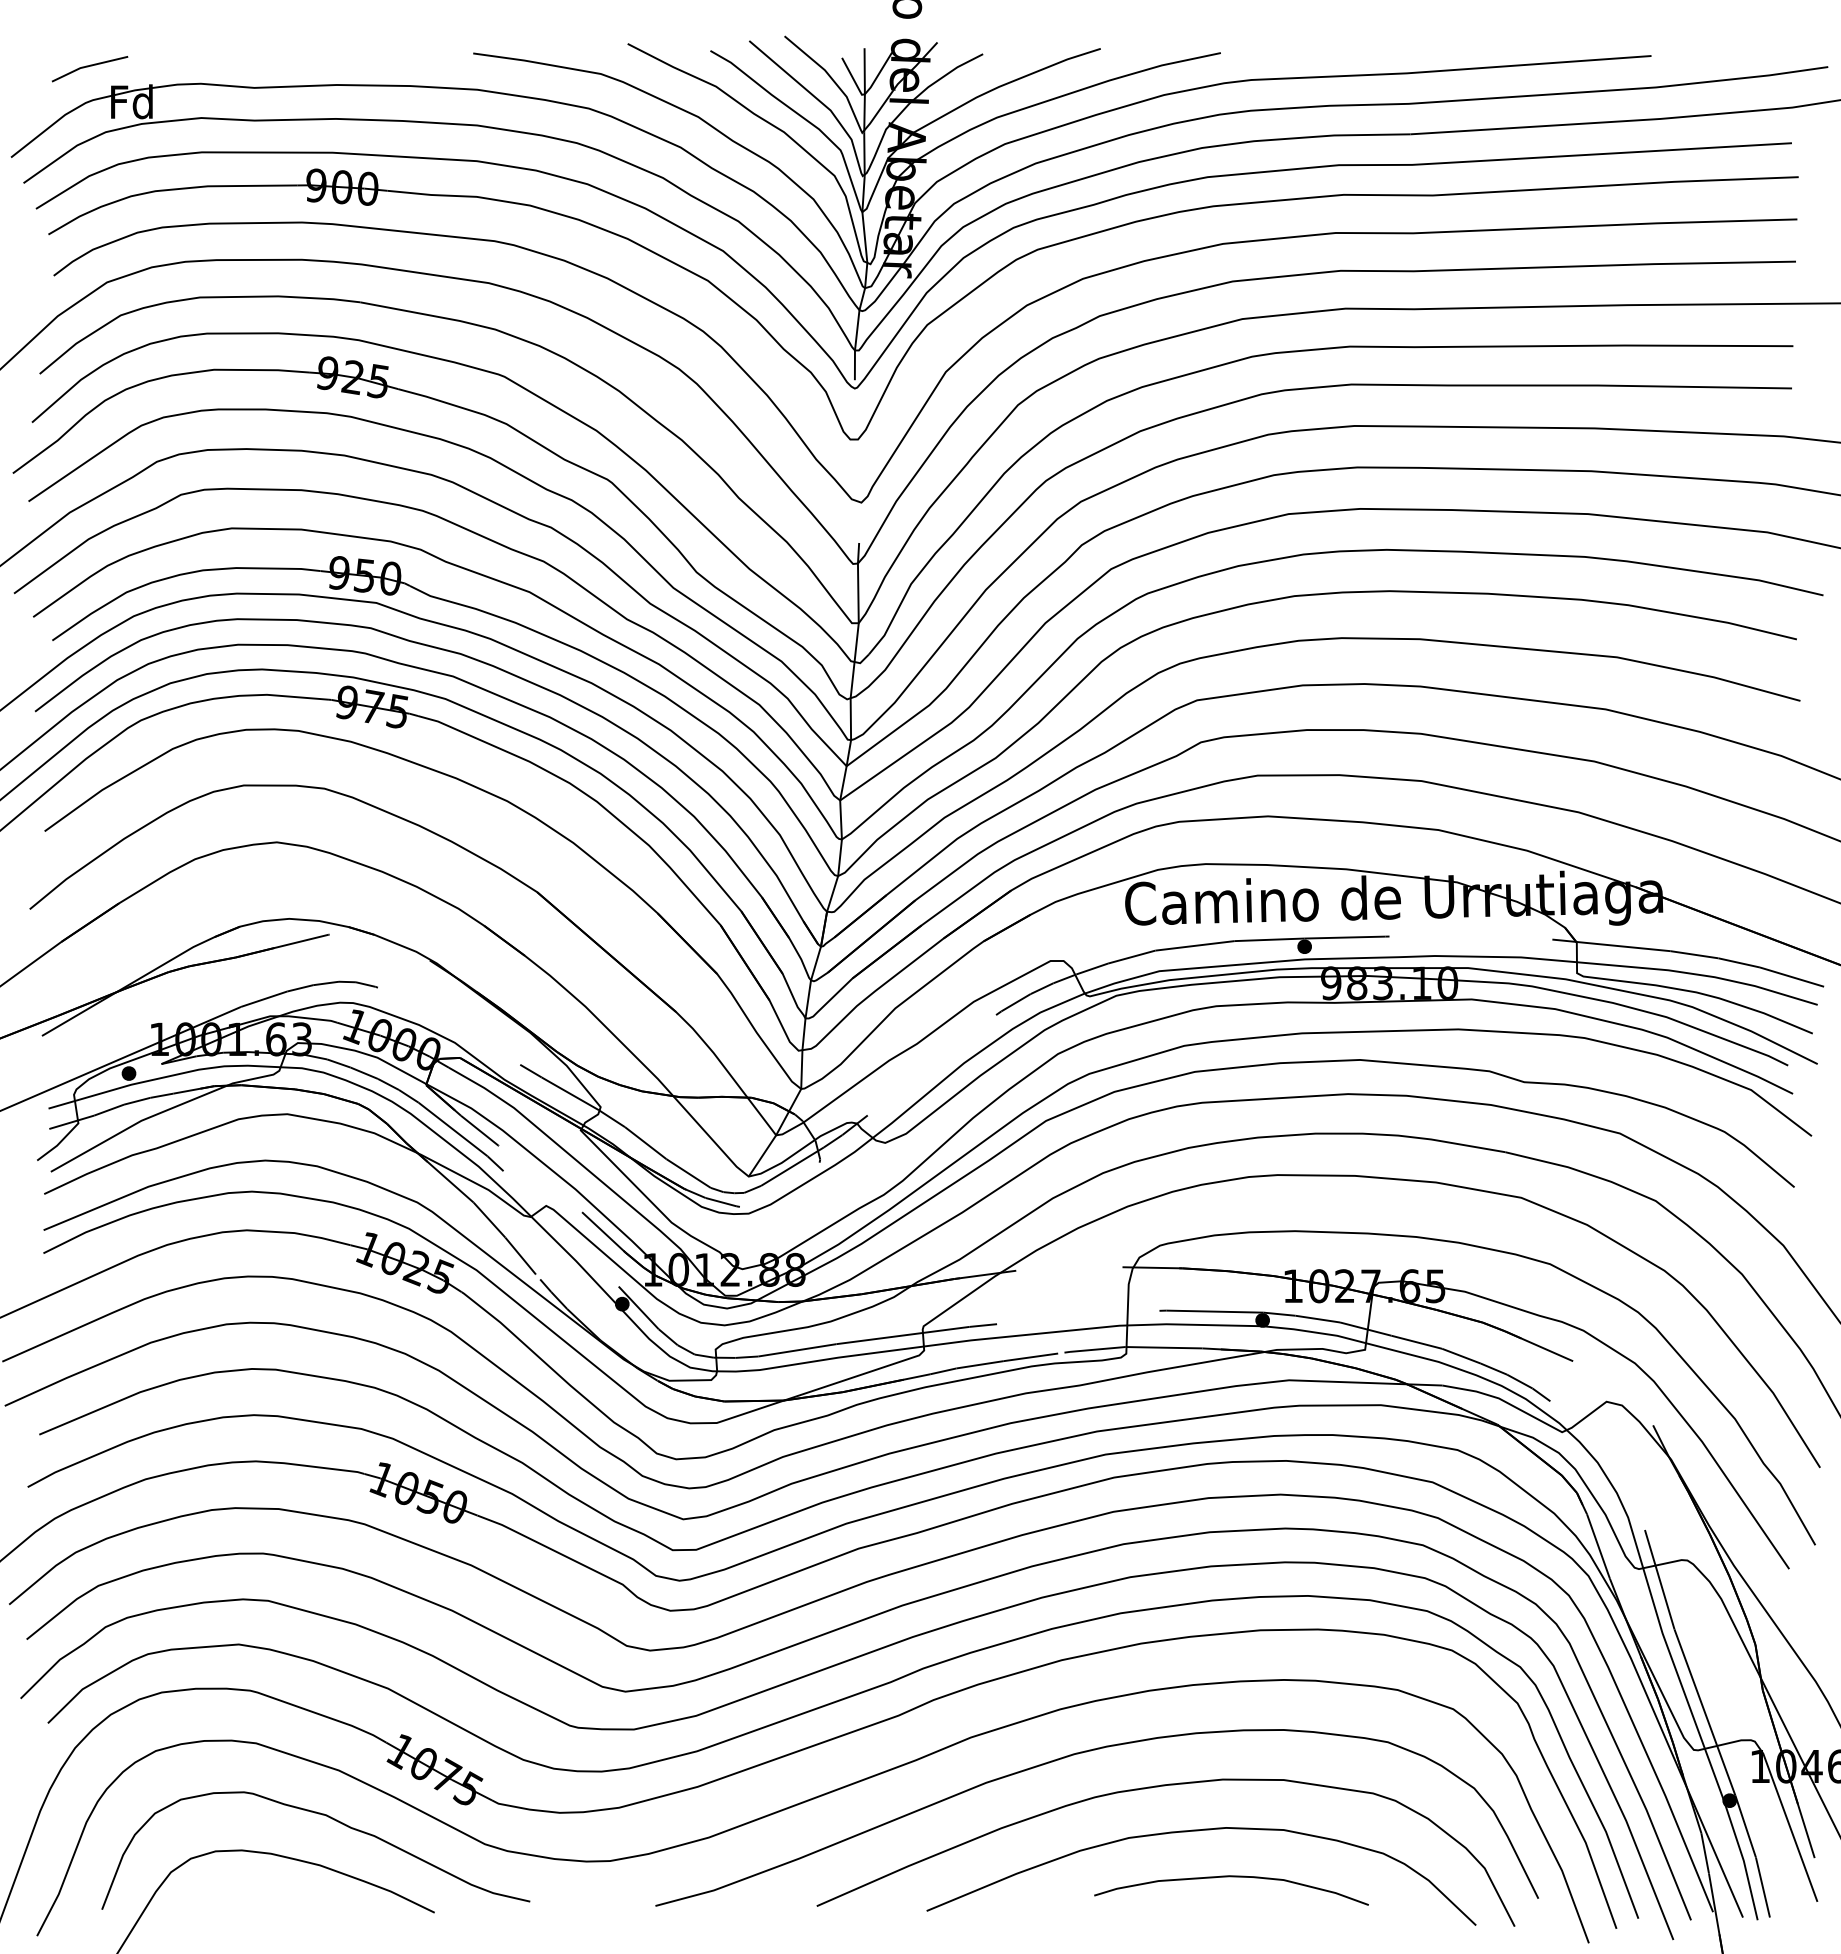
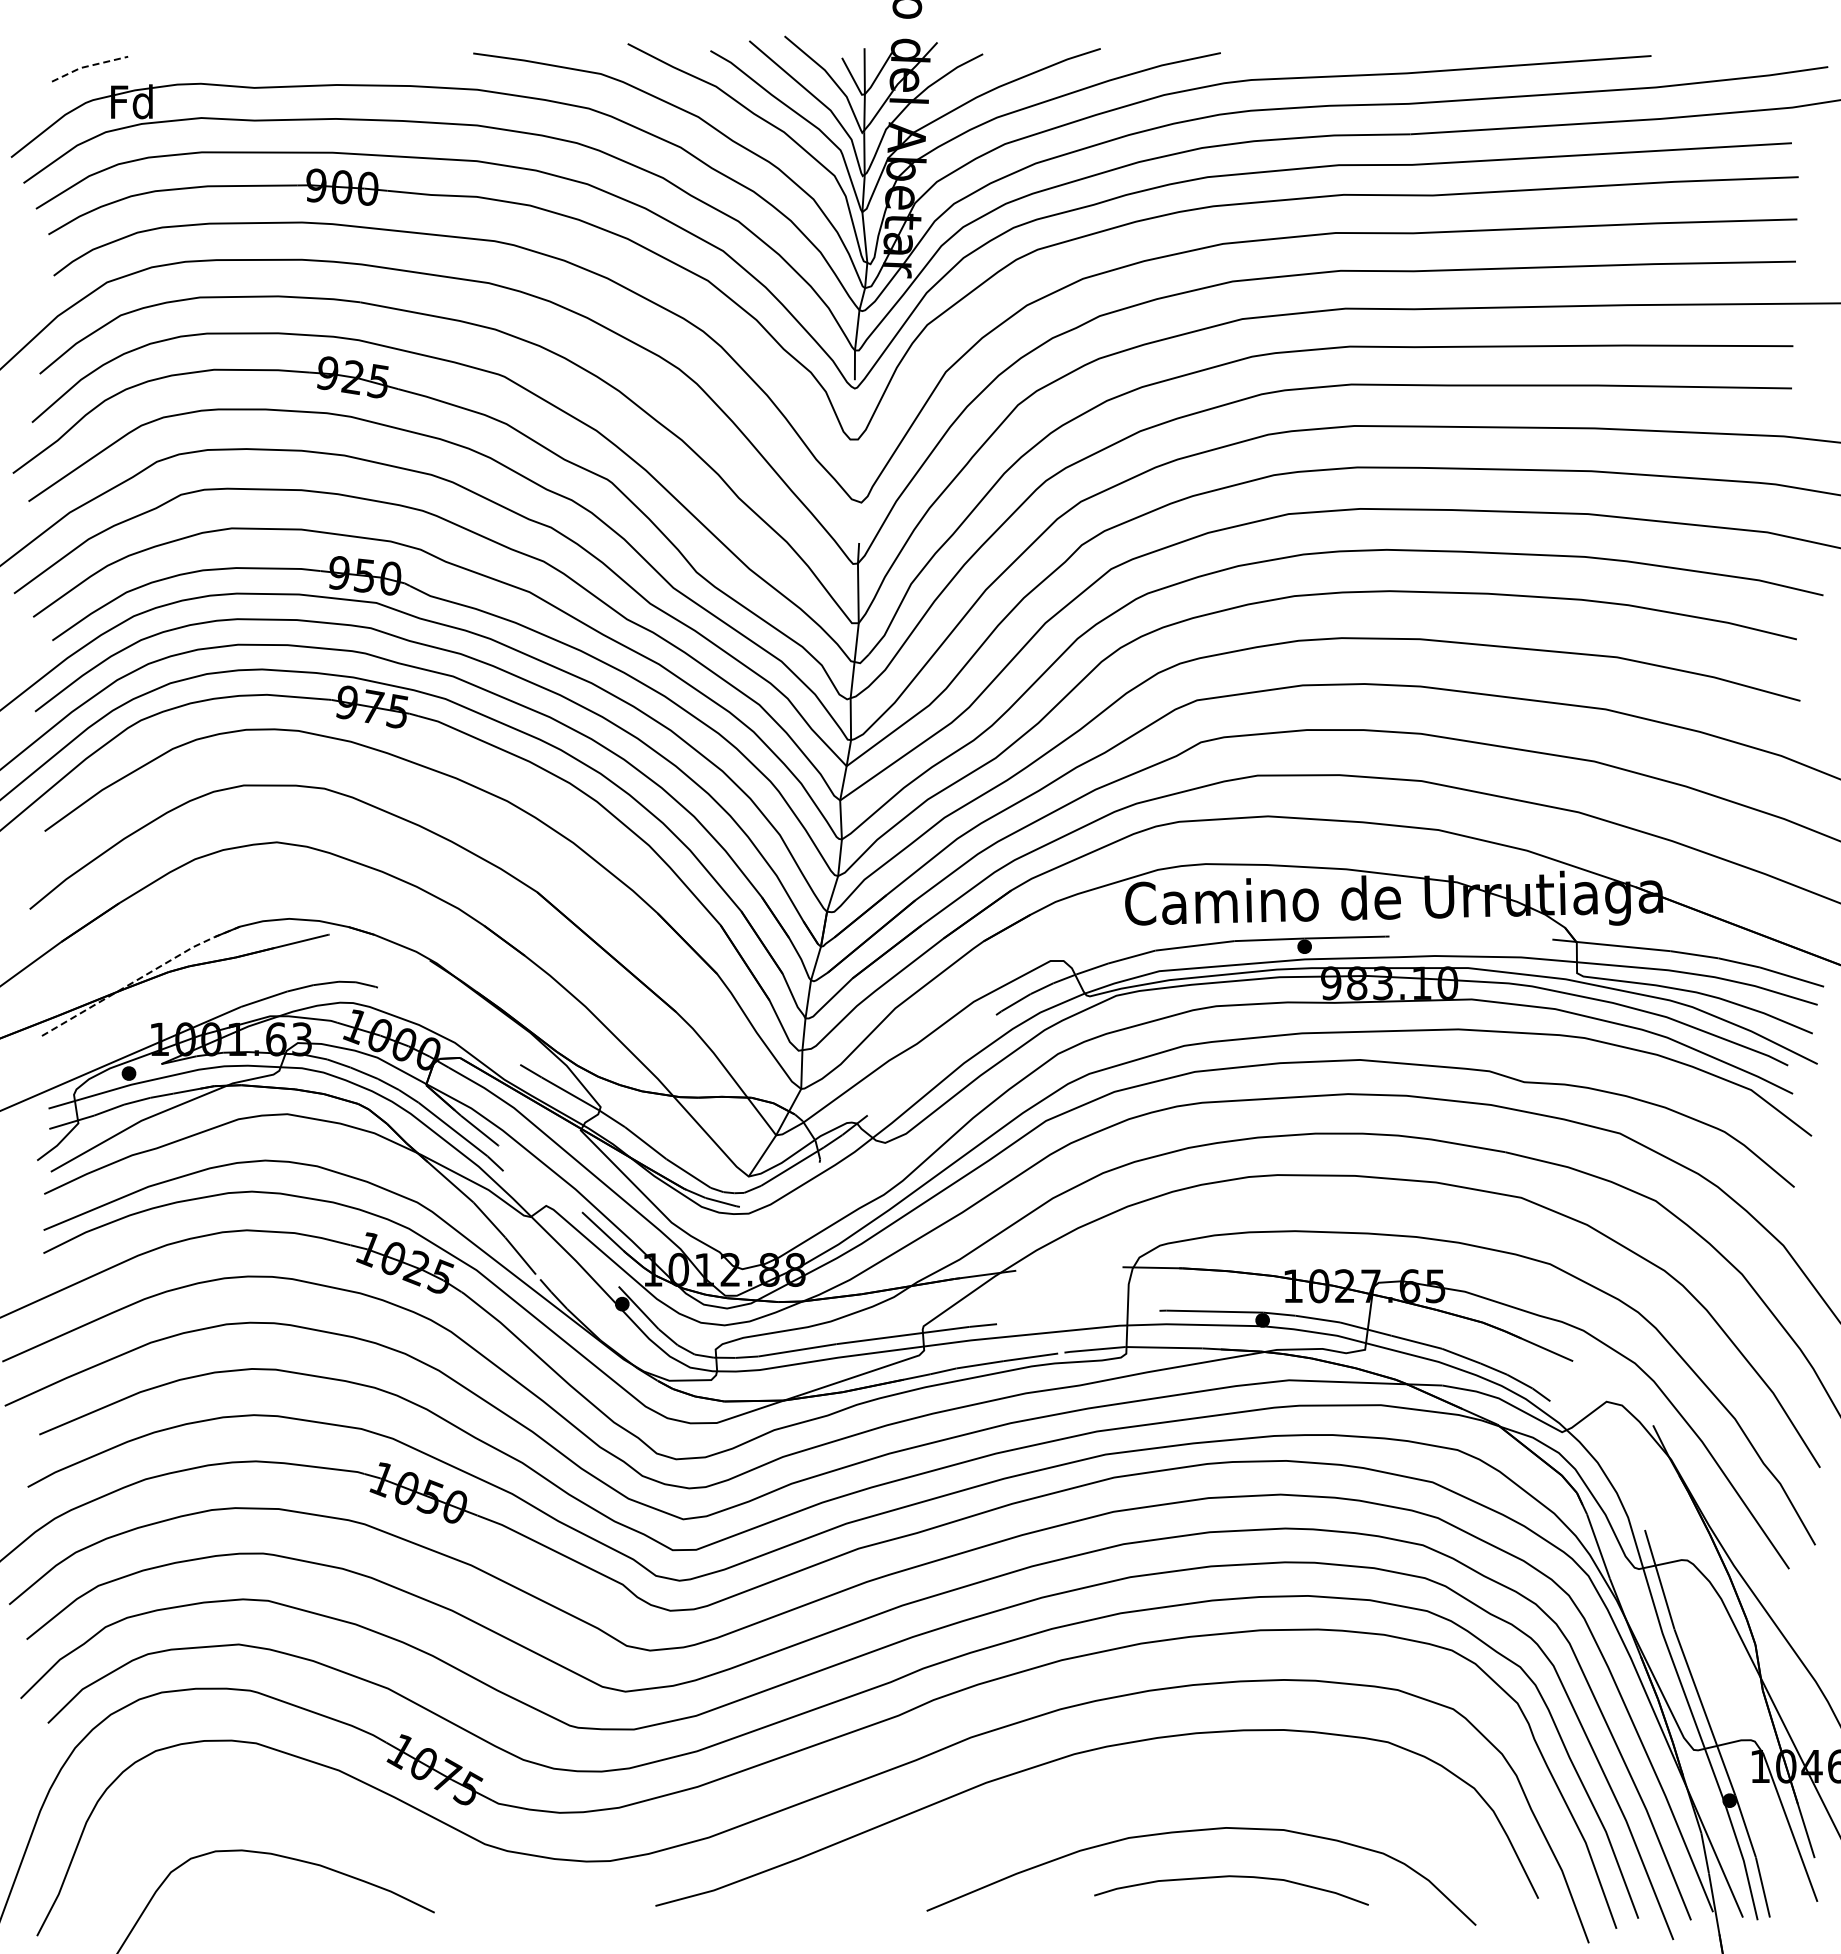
line: solid -> dashed (88, 66)
line: solid -> dashed (140, 977)
curve: present -> none (1158, 1787)
curve: present -> none (330, 1818)
